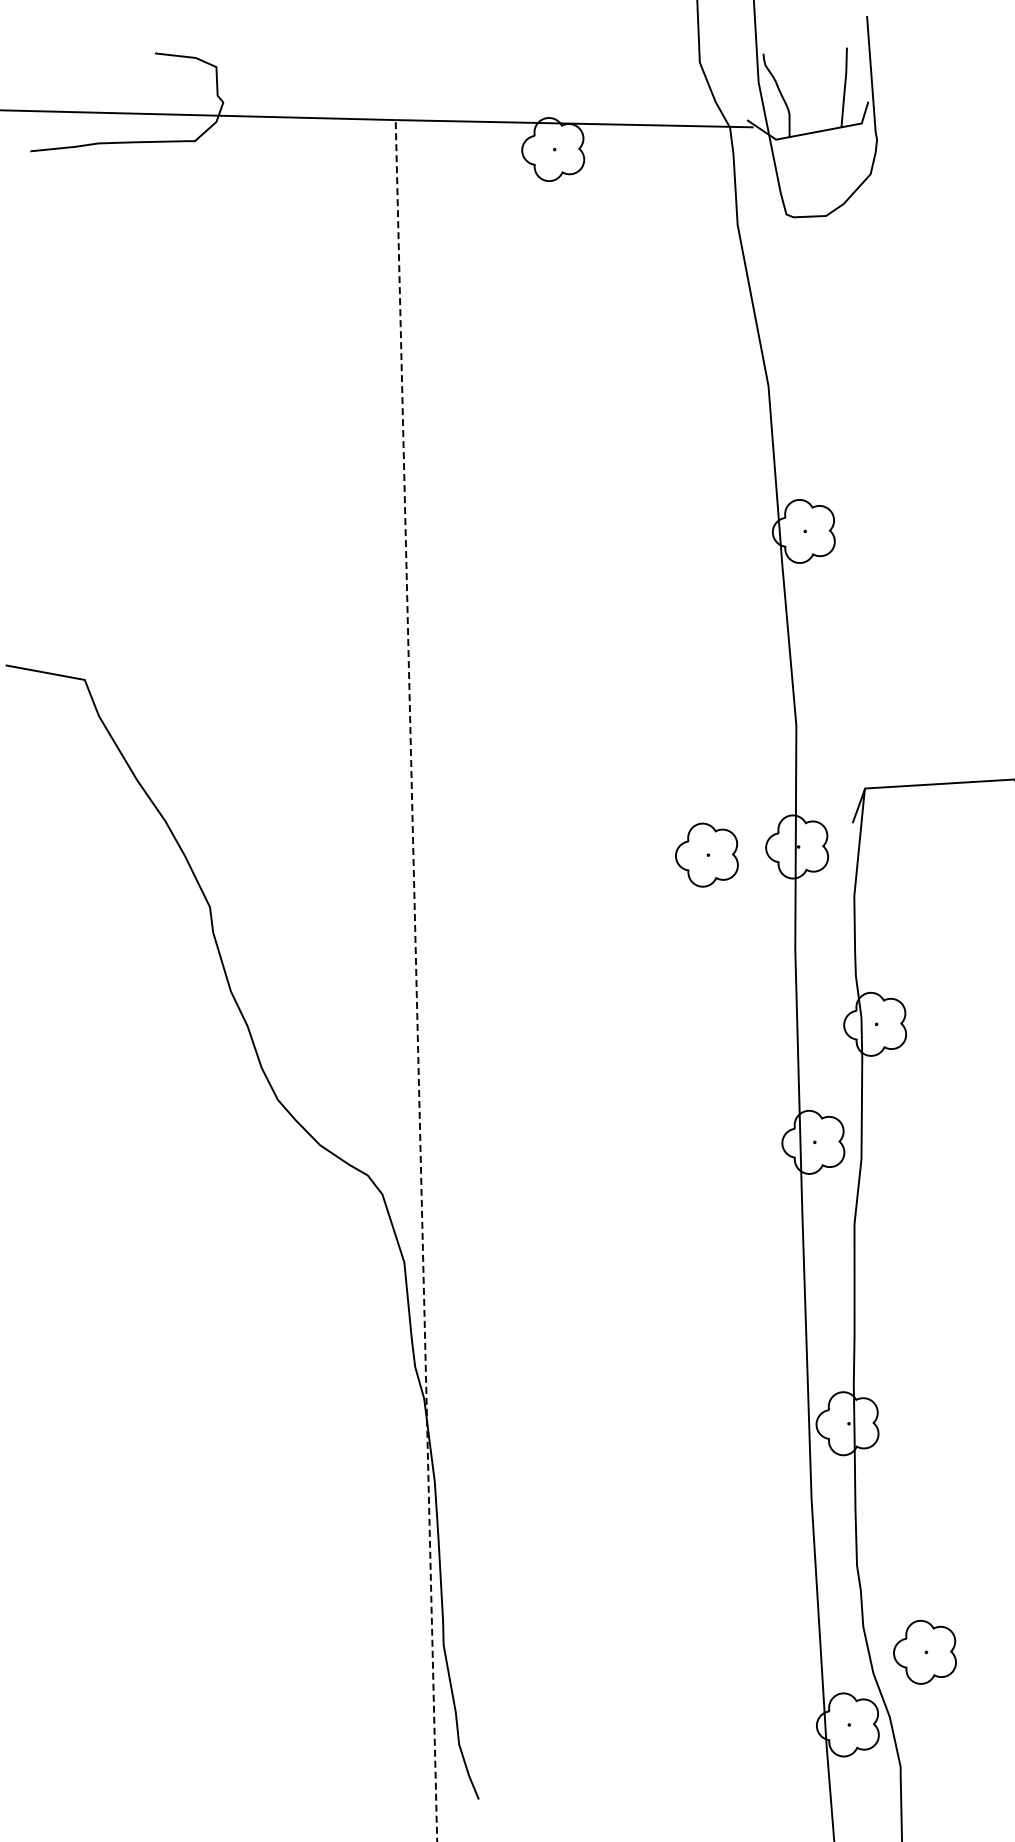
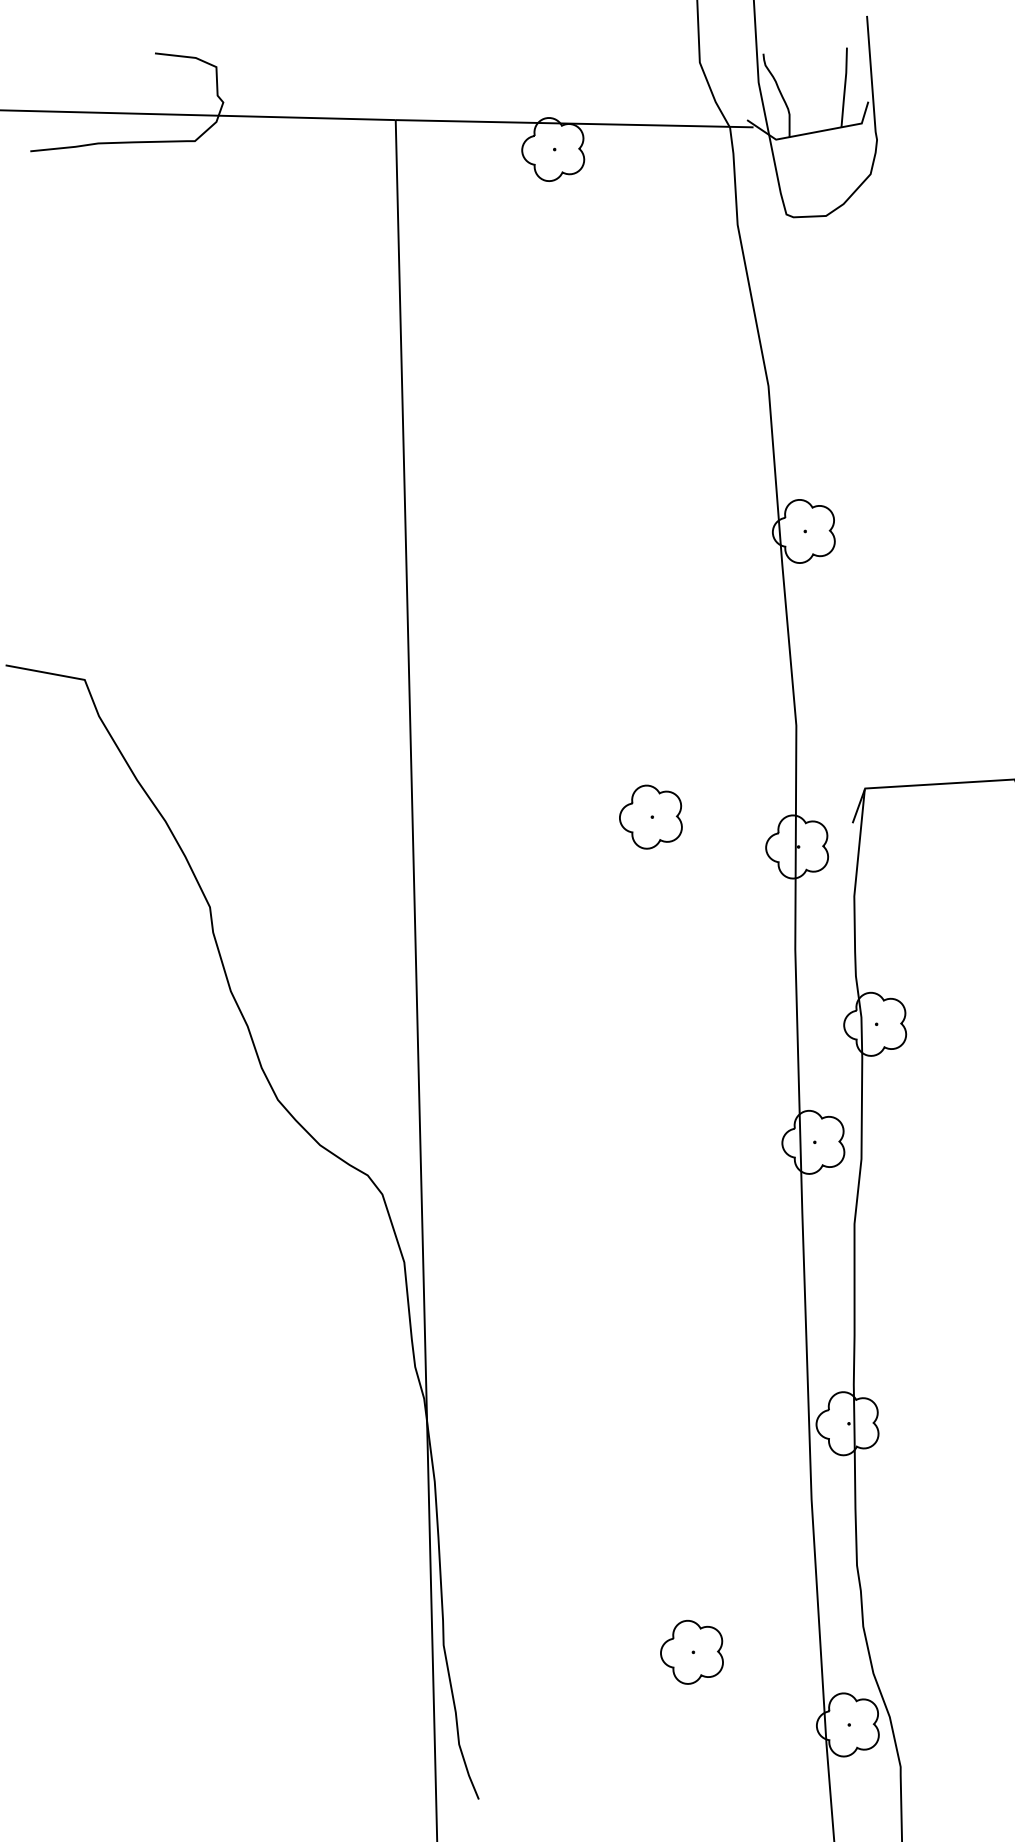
part position: (706, 854) -> (650, 816) (650, 816)
line: dashed -> solid (416, 980)
part position: (924, 1651) -> (691, 1651) (691, 1651)
